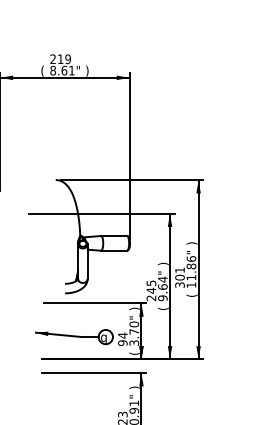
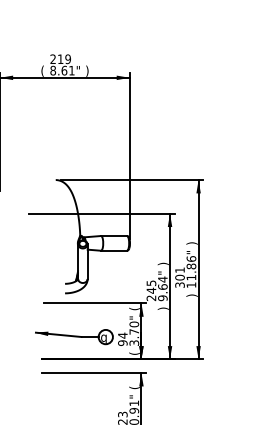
text: ( -> ) (191, 295)
text: ) -> ( (134, 308)
text: ( -> ) (162, 308)
text: ) -> ( (134, 387)
